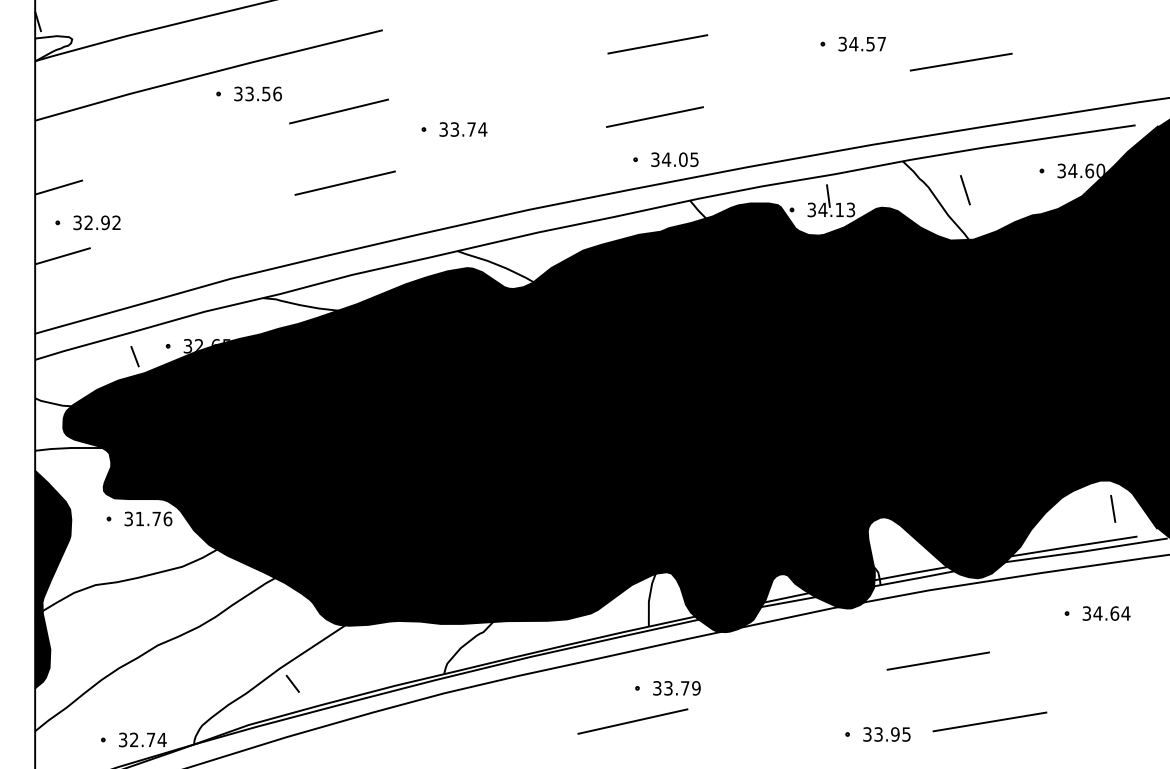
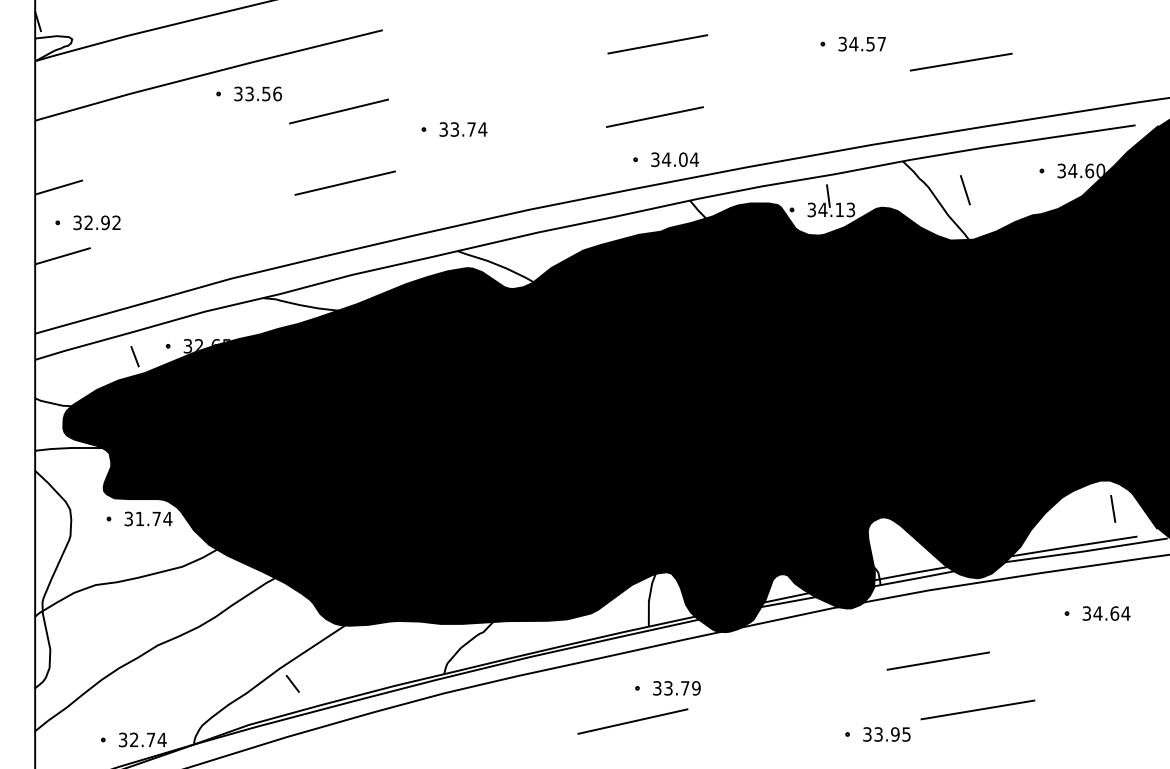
text: 34.05 -> 34.04 (694, 159)
text: 31.76 -> 31.74 (167, 518)
fill: present -> none (53, 579)
line position: (989, 721) -> (977, 709) (977, 709)
